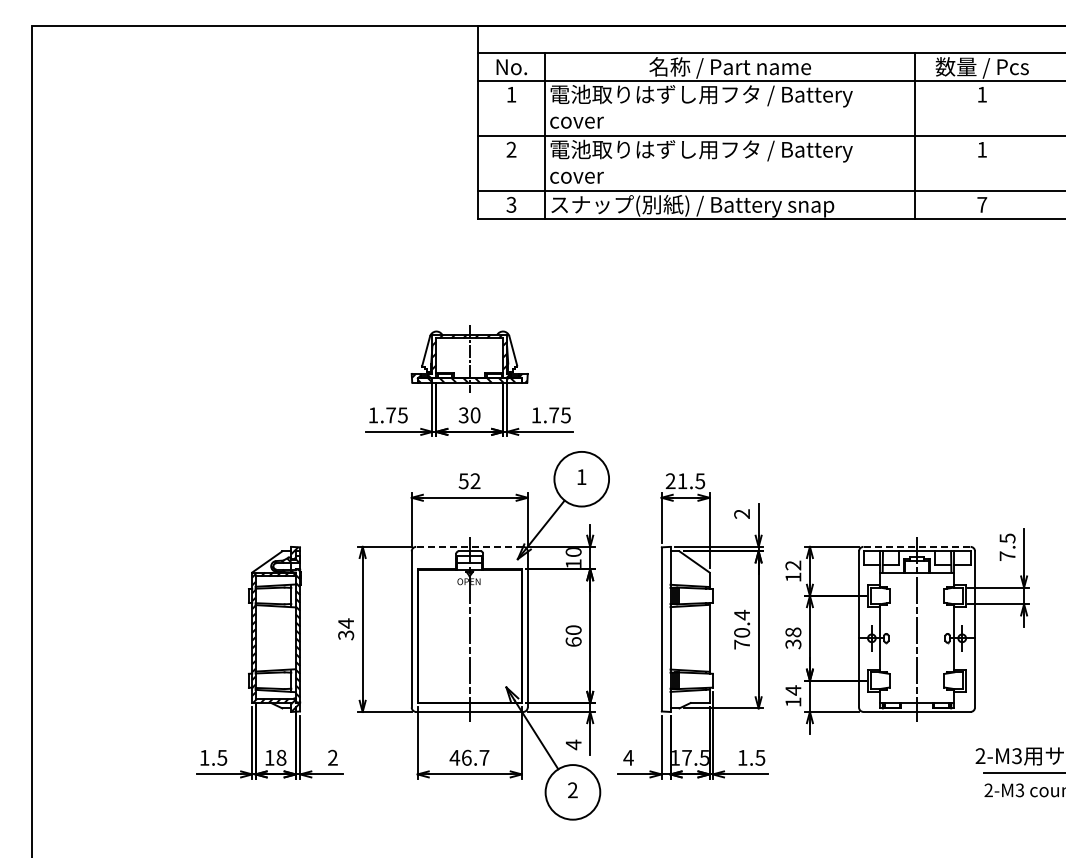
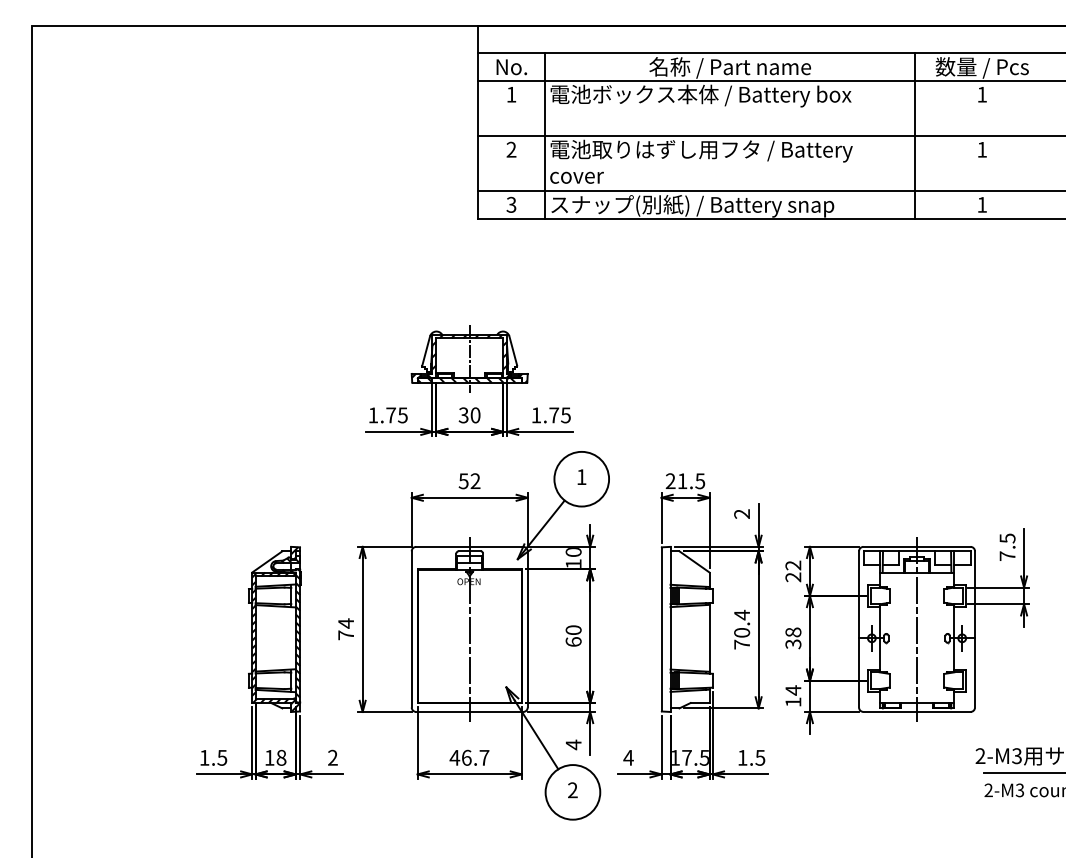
text: 電池取りはずし用フタ / Battery cover -> 電池ボックス本体 / Battery box (701, 106)
text: 7 -> 1 (982, 204)
line: dashed -> solid (469, 546)
line: dashed -> solid (917, 546)
text: 12 -> 22 (793, 577)
text: 34 -> 74 (346, 635)
